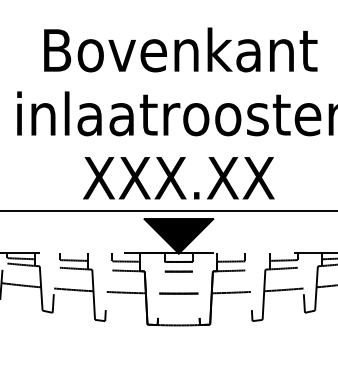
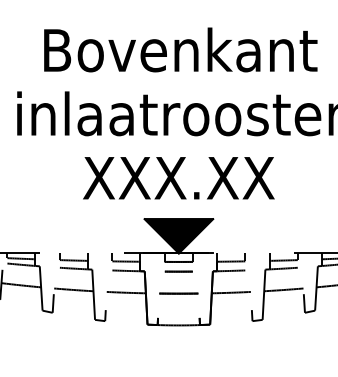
line: present -> none (168, 211)
